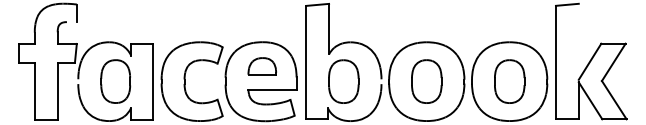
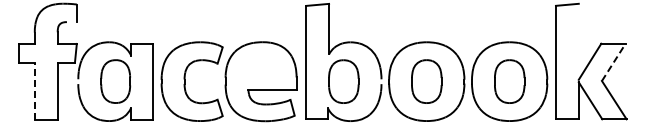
line: solid -> dashed (614, 61)
part: present -> none (261, 66)
line: solid -> dashed (34, 90)
